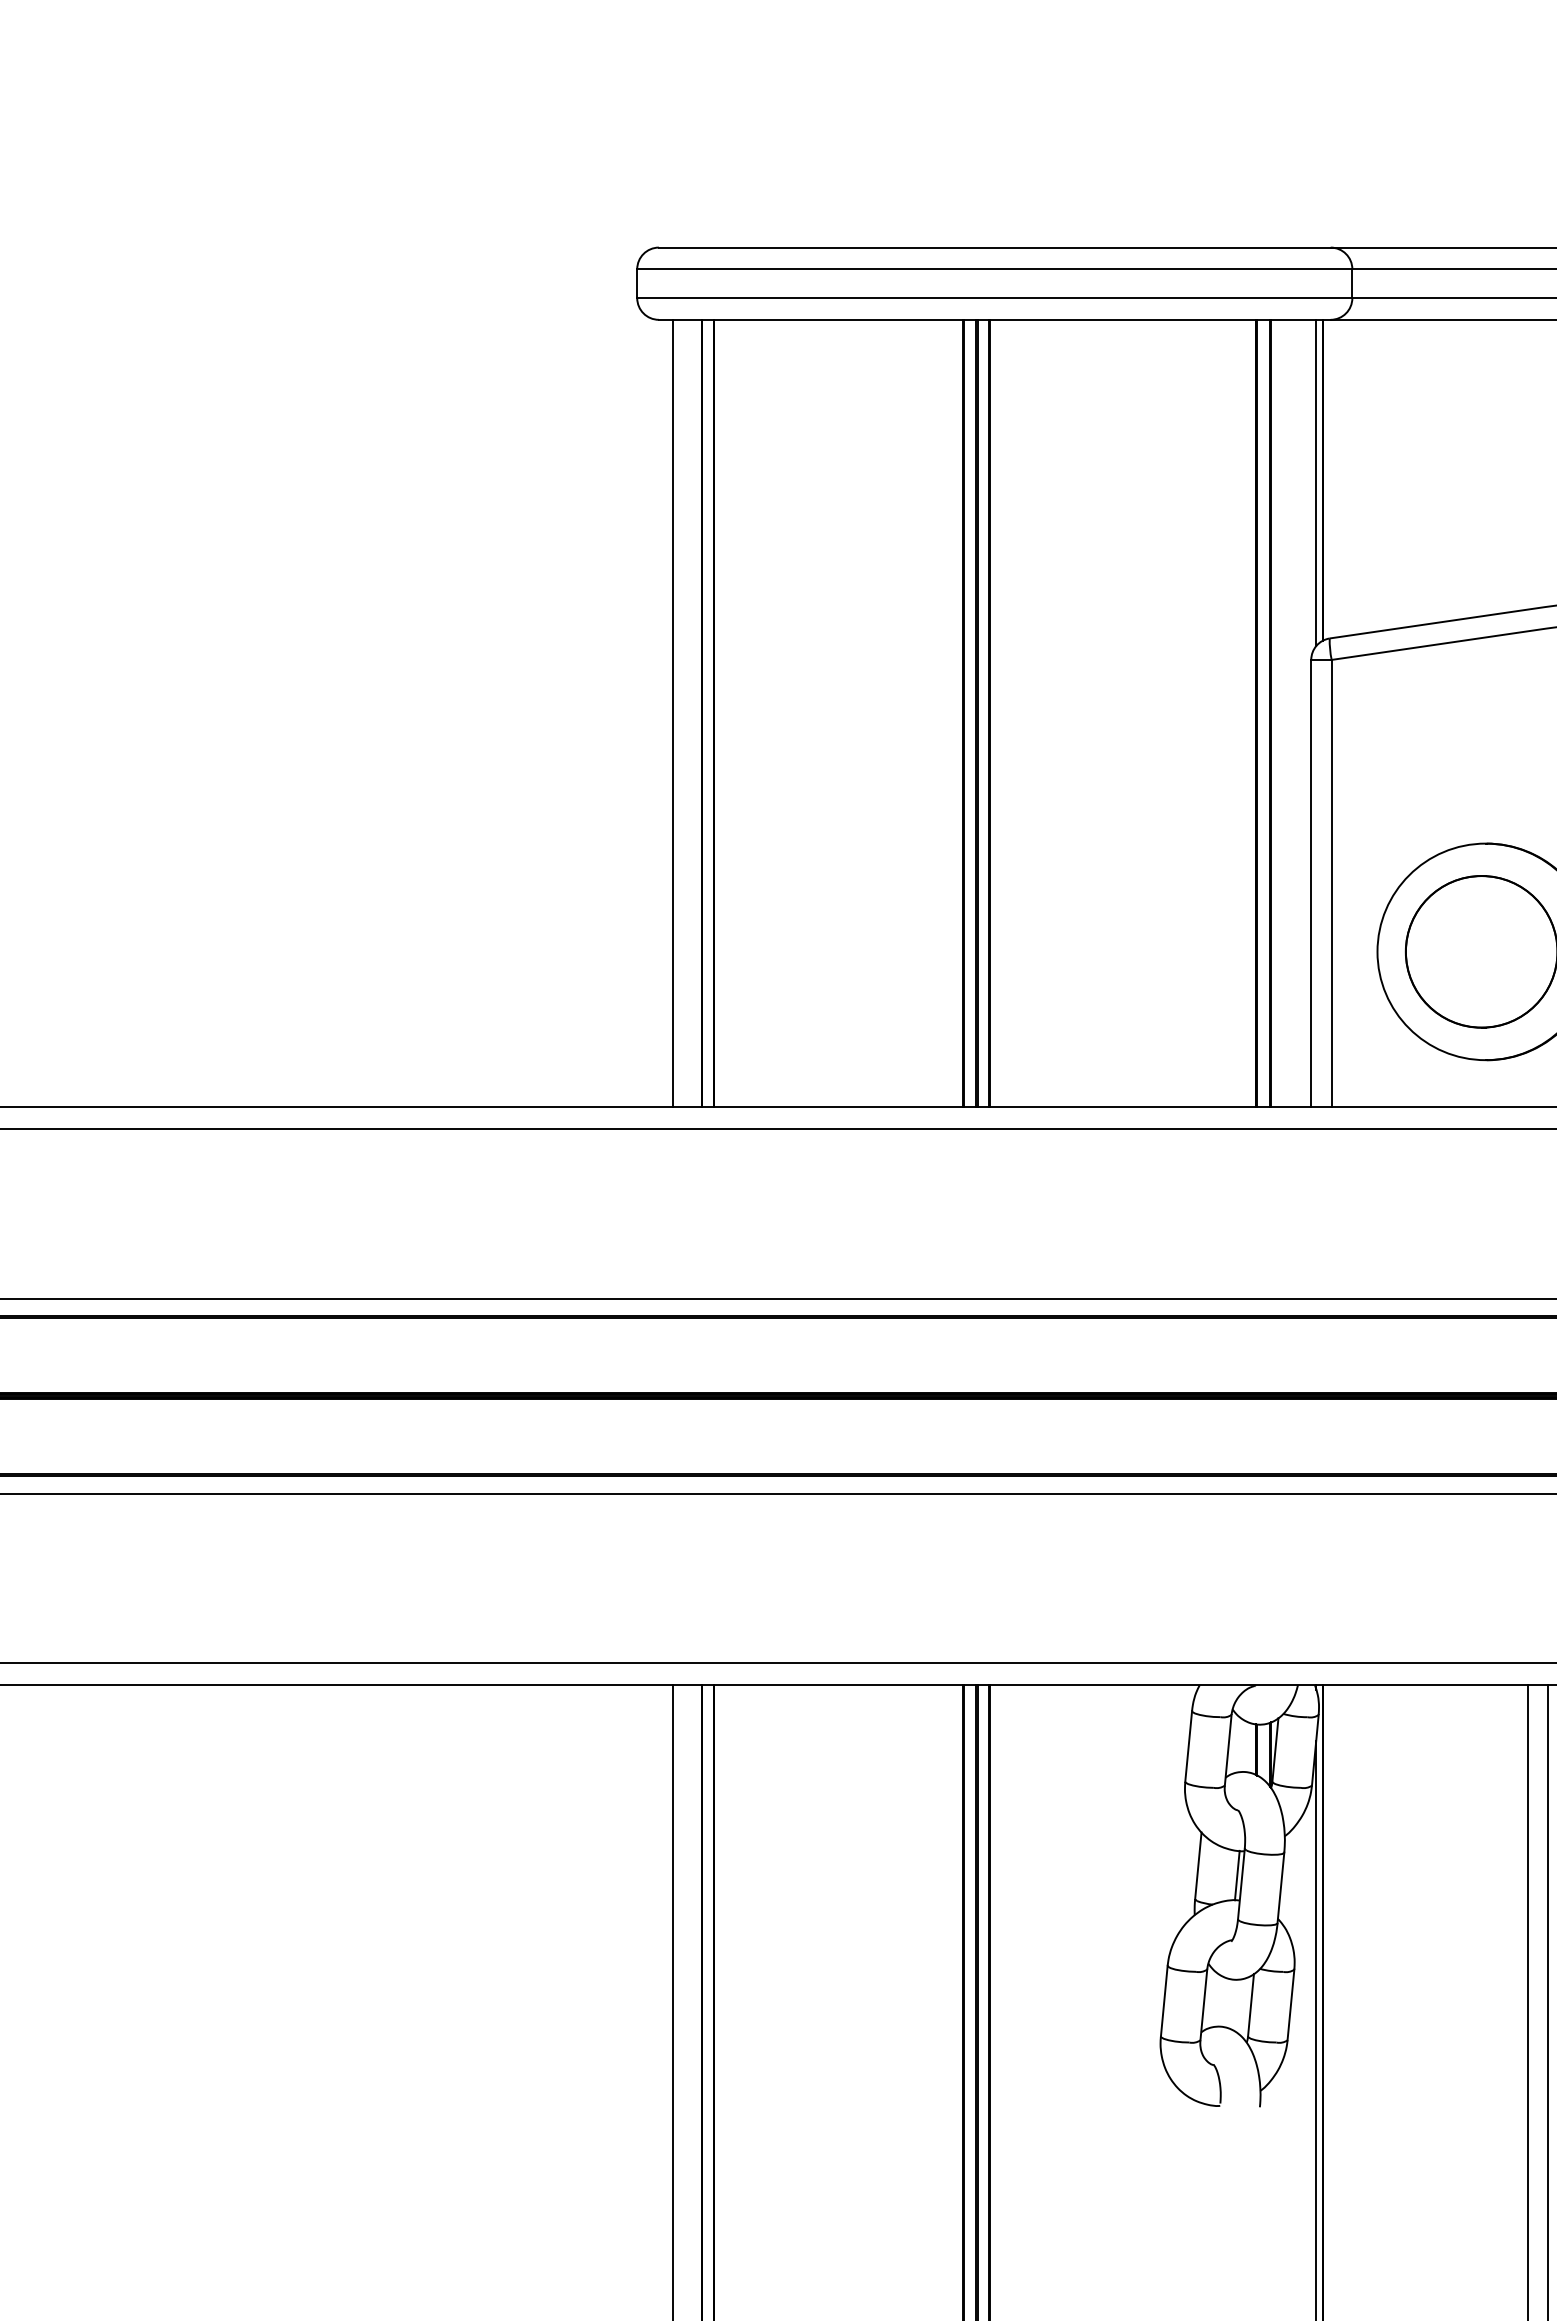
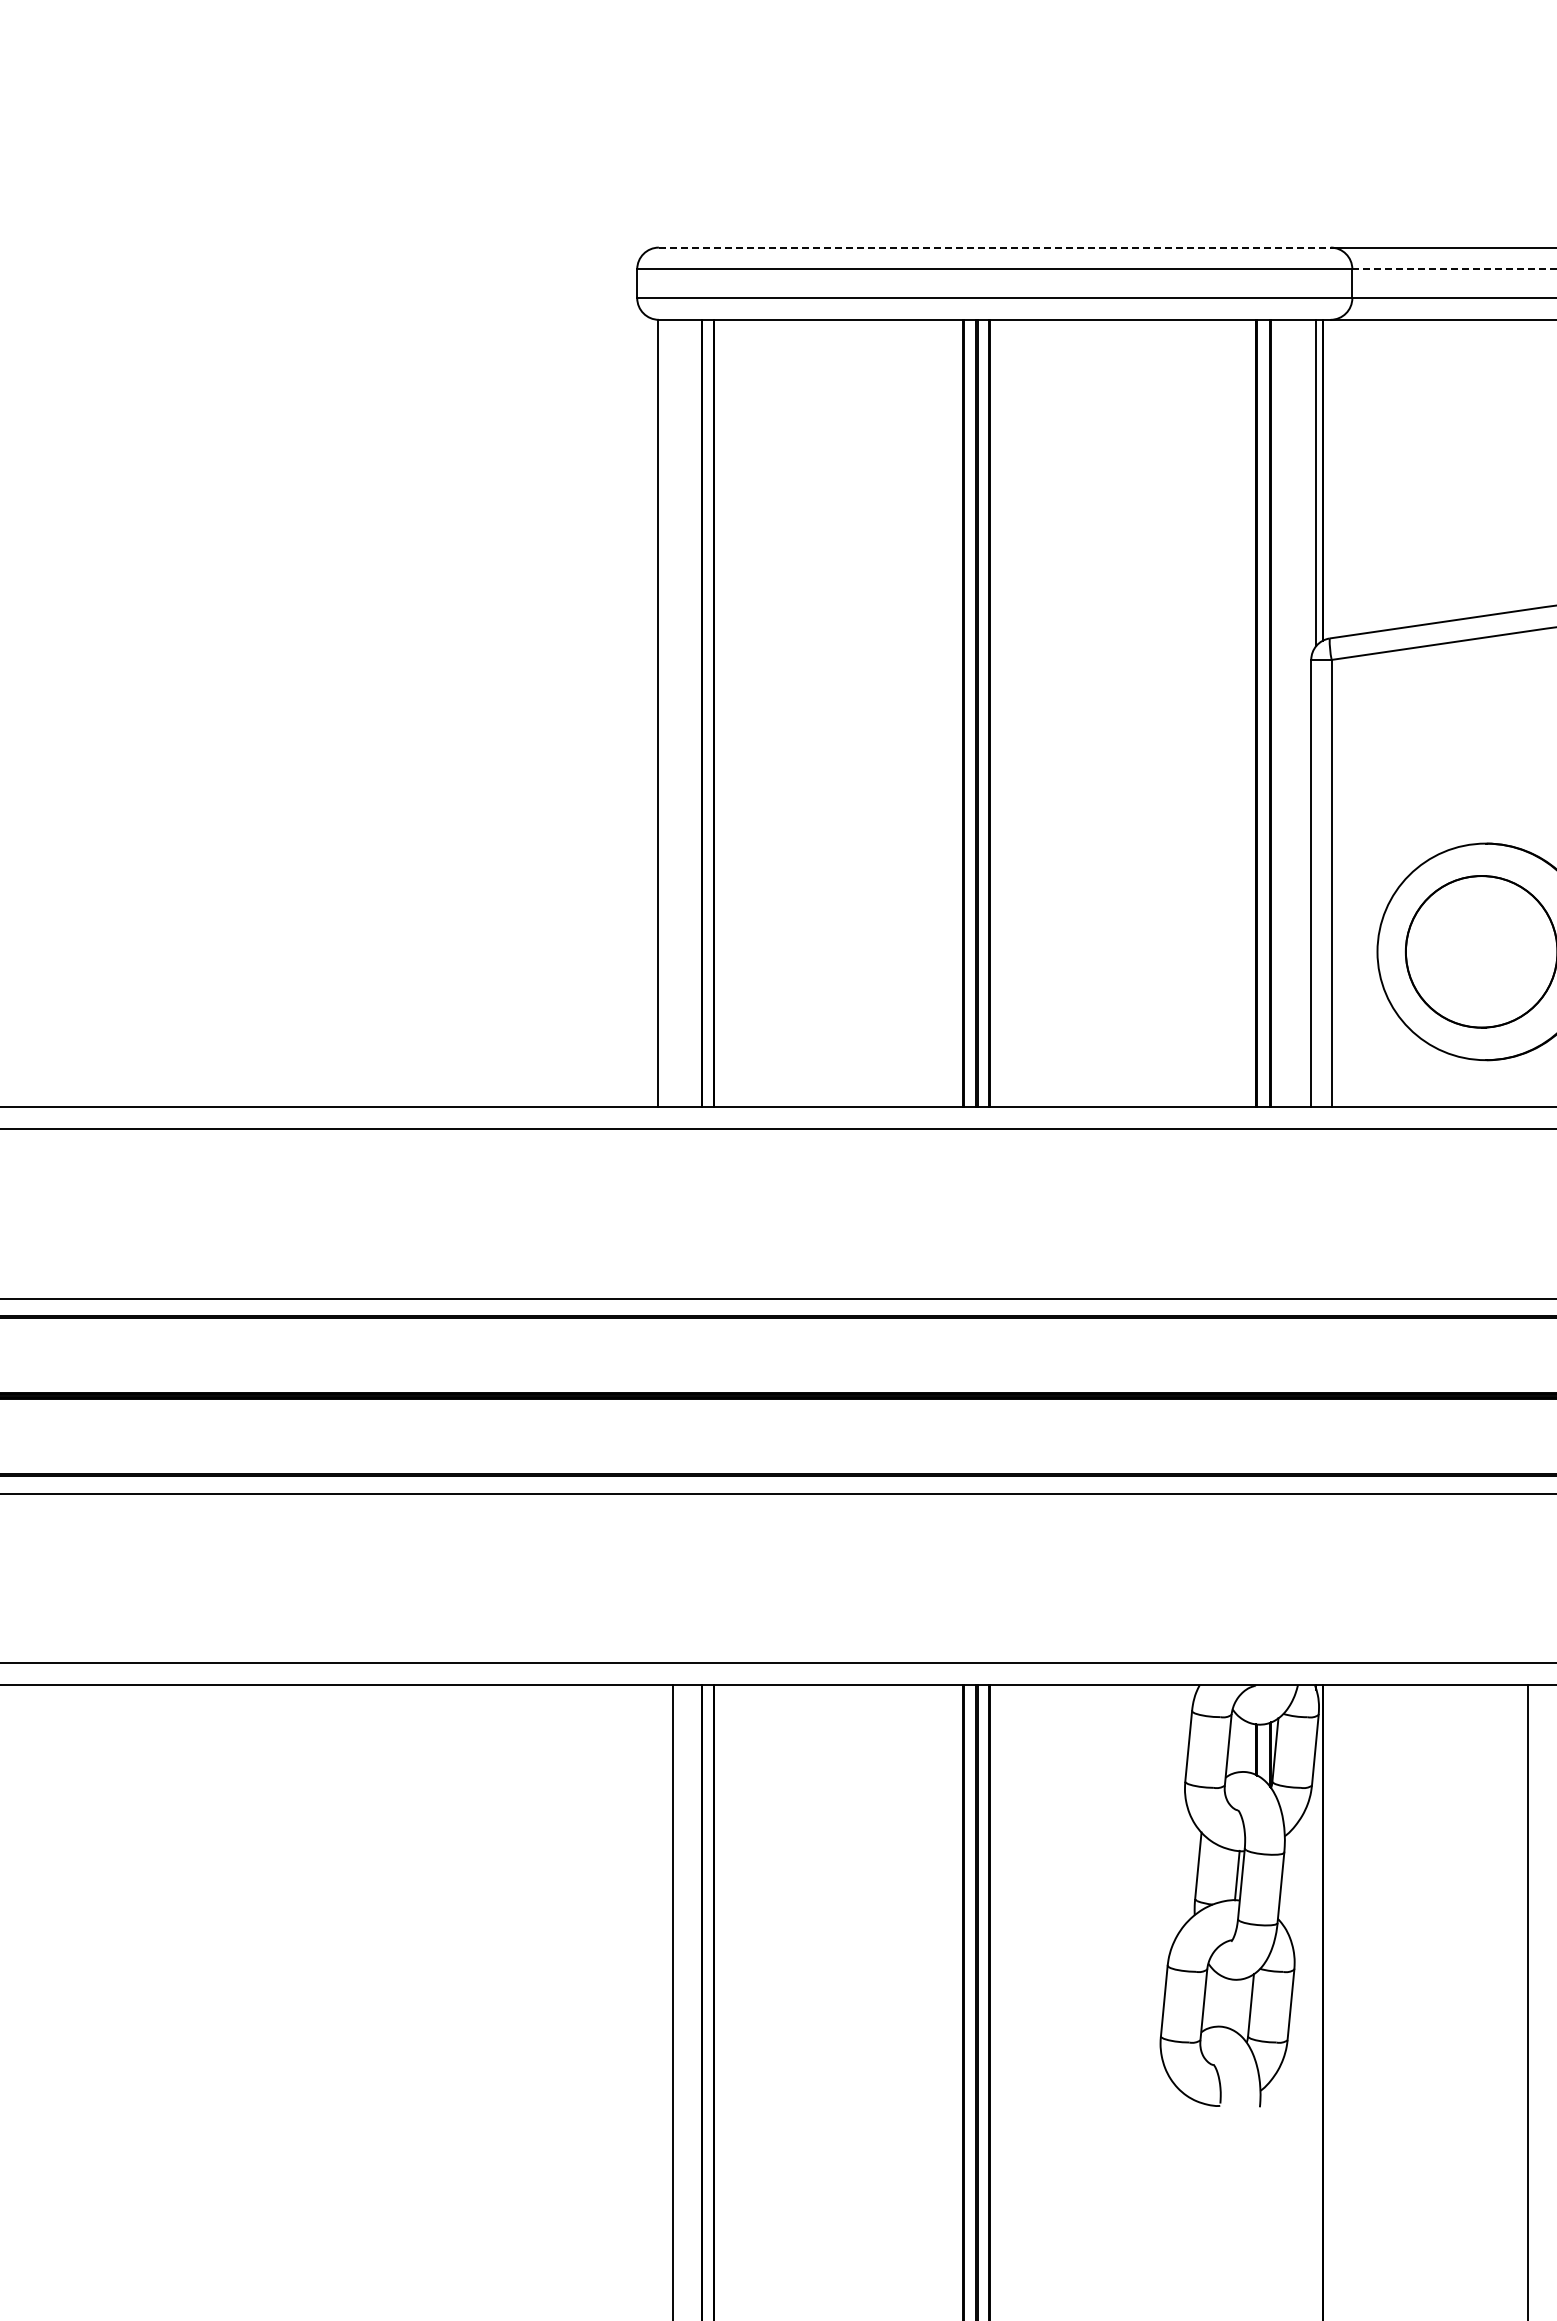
line: solid -> dashed (994, 247)
line: solid -> dashed (1454, 269)
line position: (673, 713) -> (658, 713) (658, 713)
line: present -> none (1548, 2001)
line: present -> none (1316, 2028)
